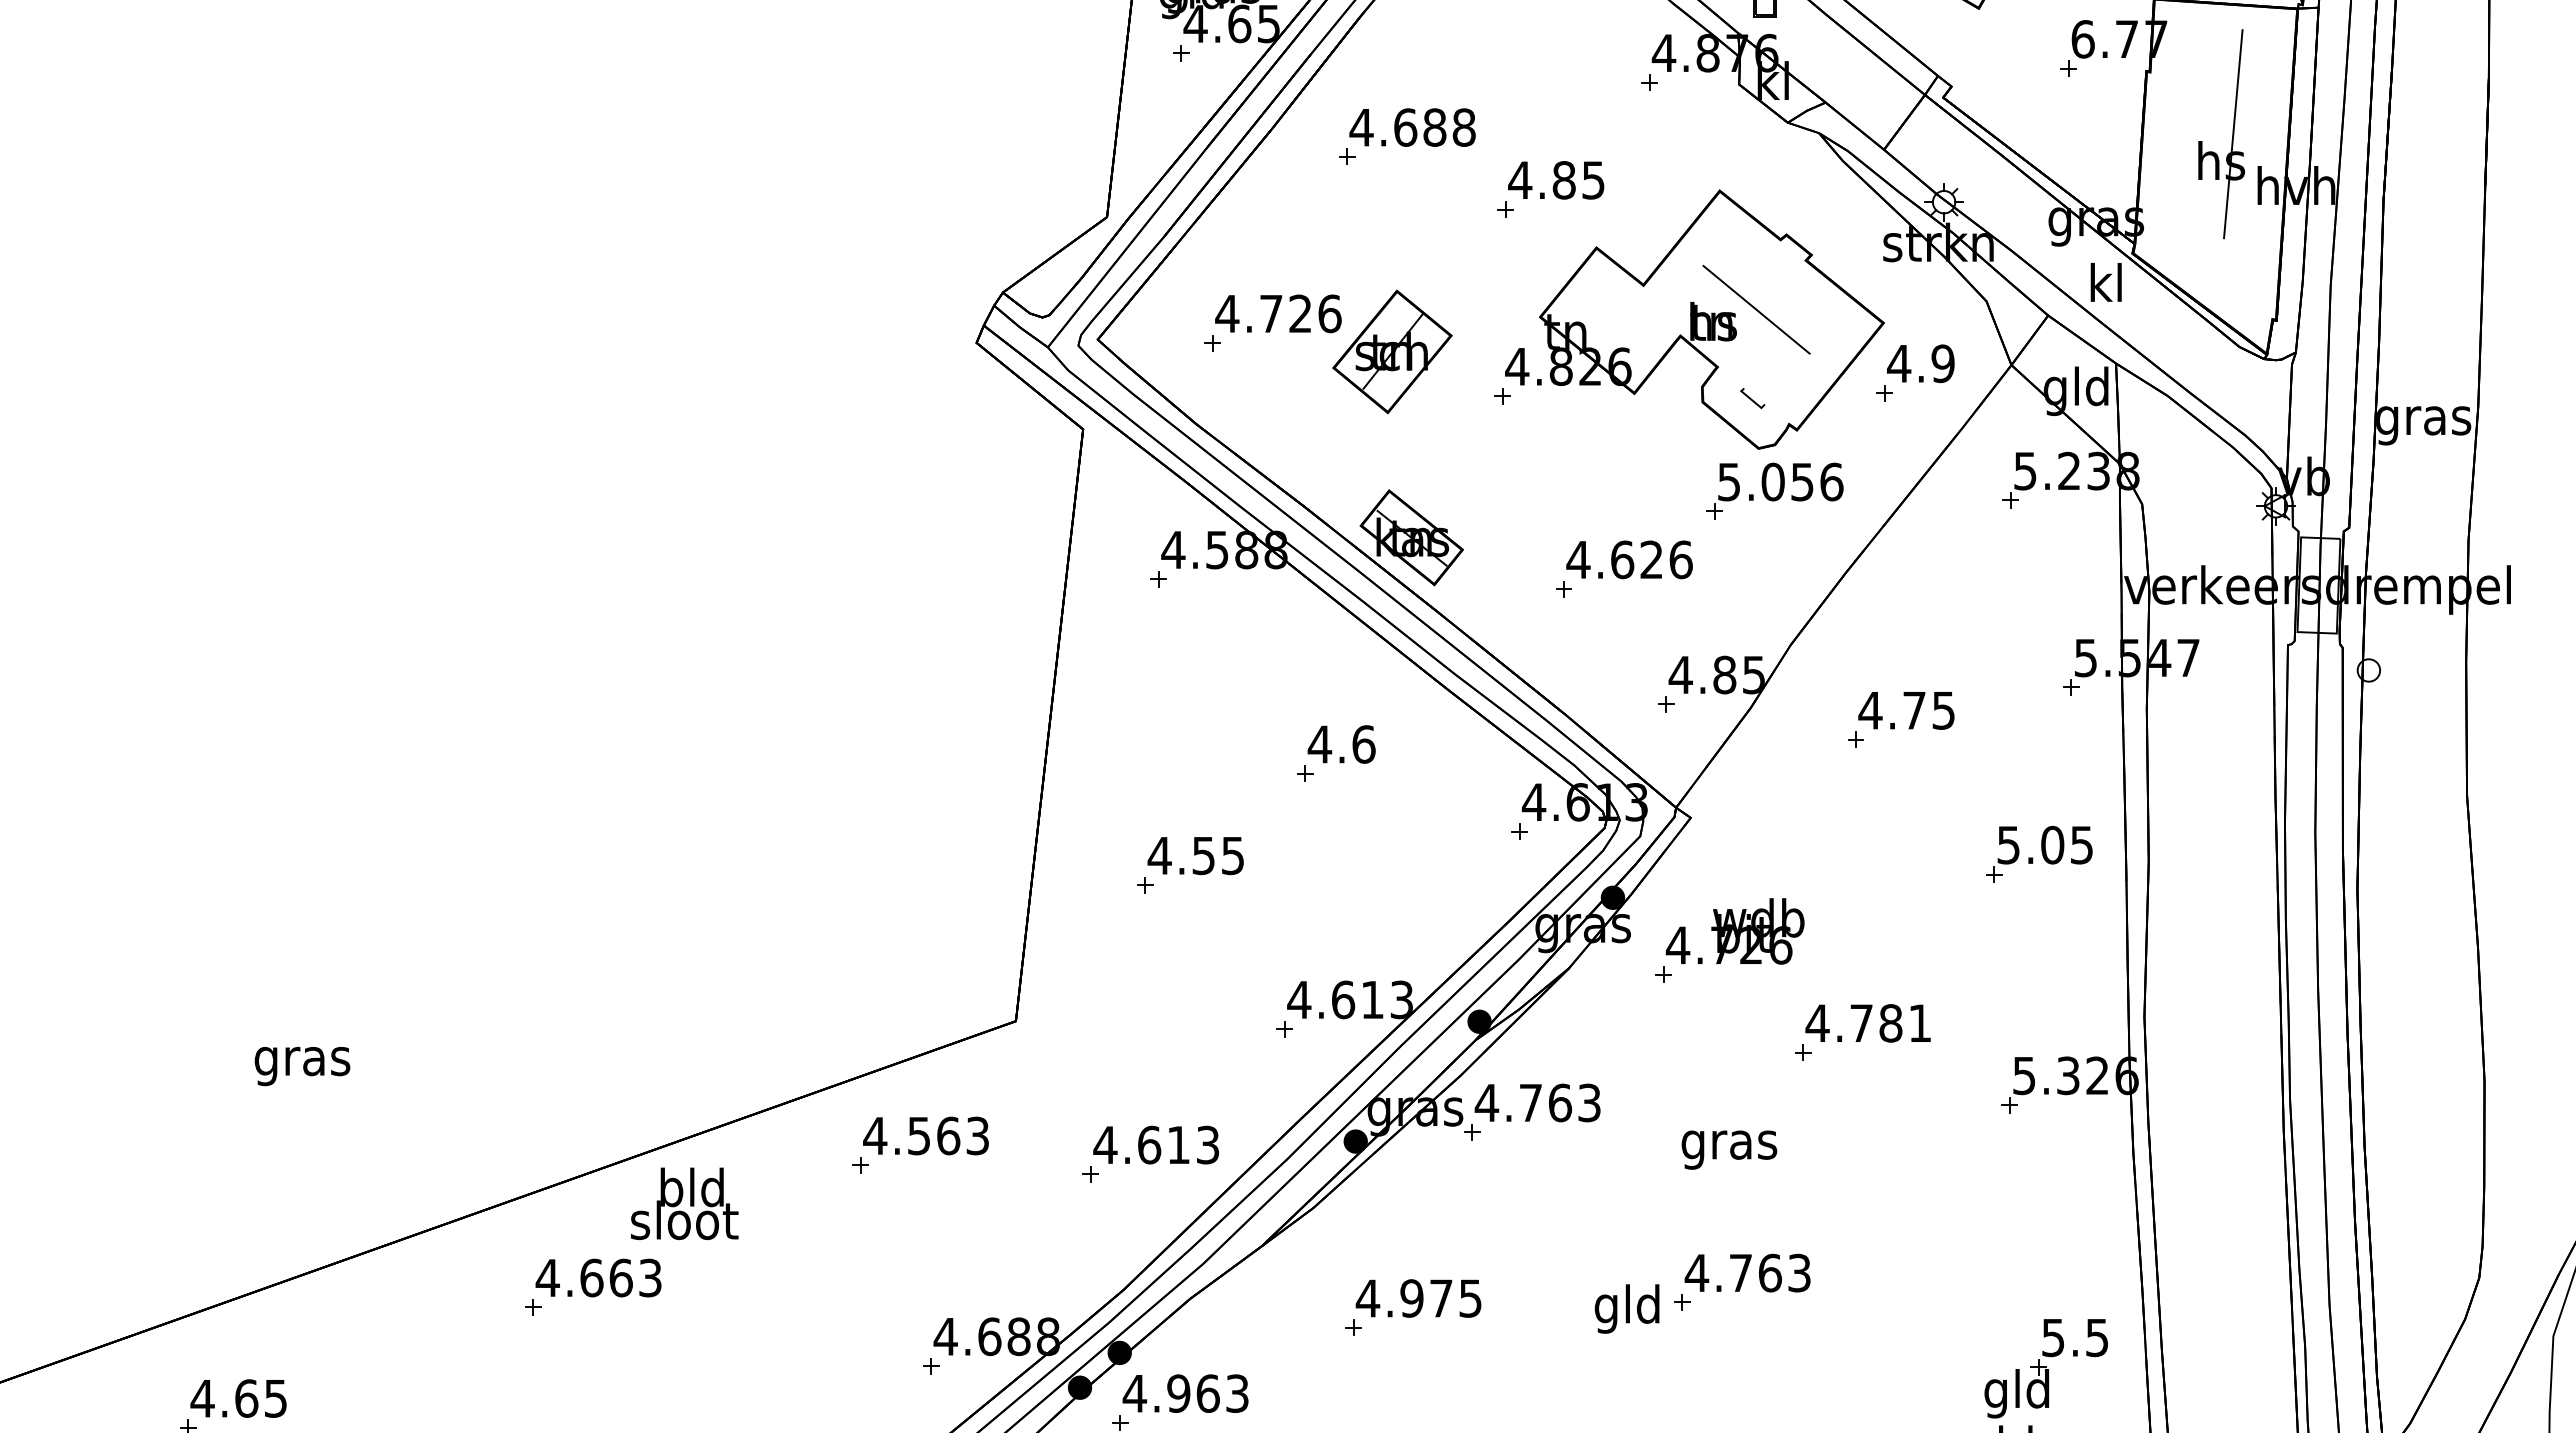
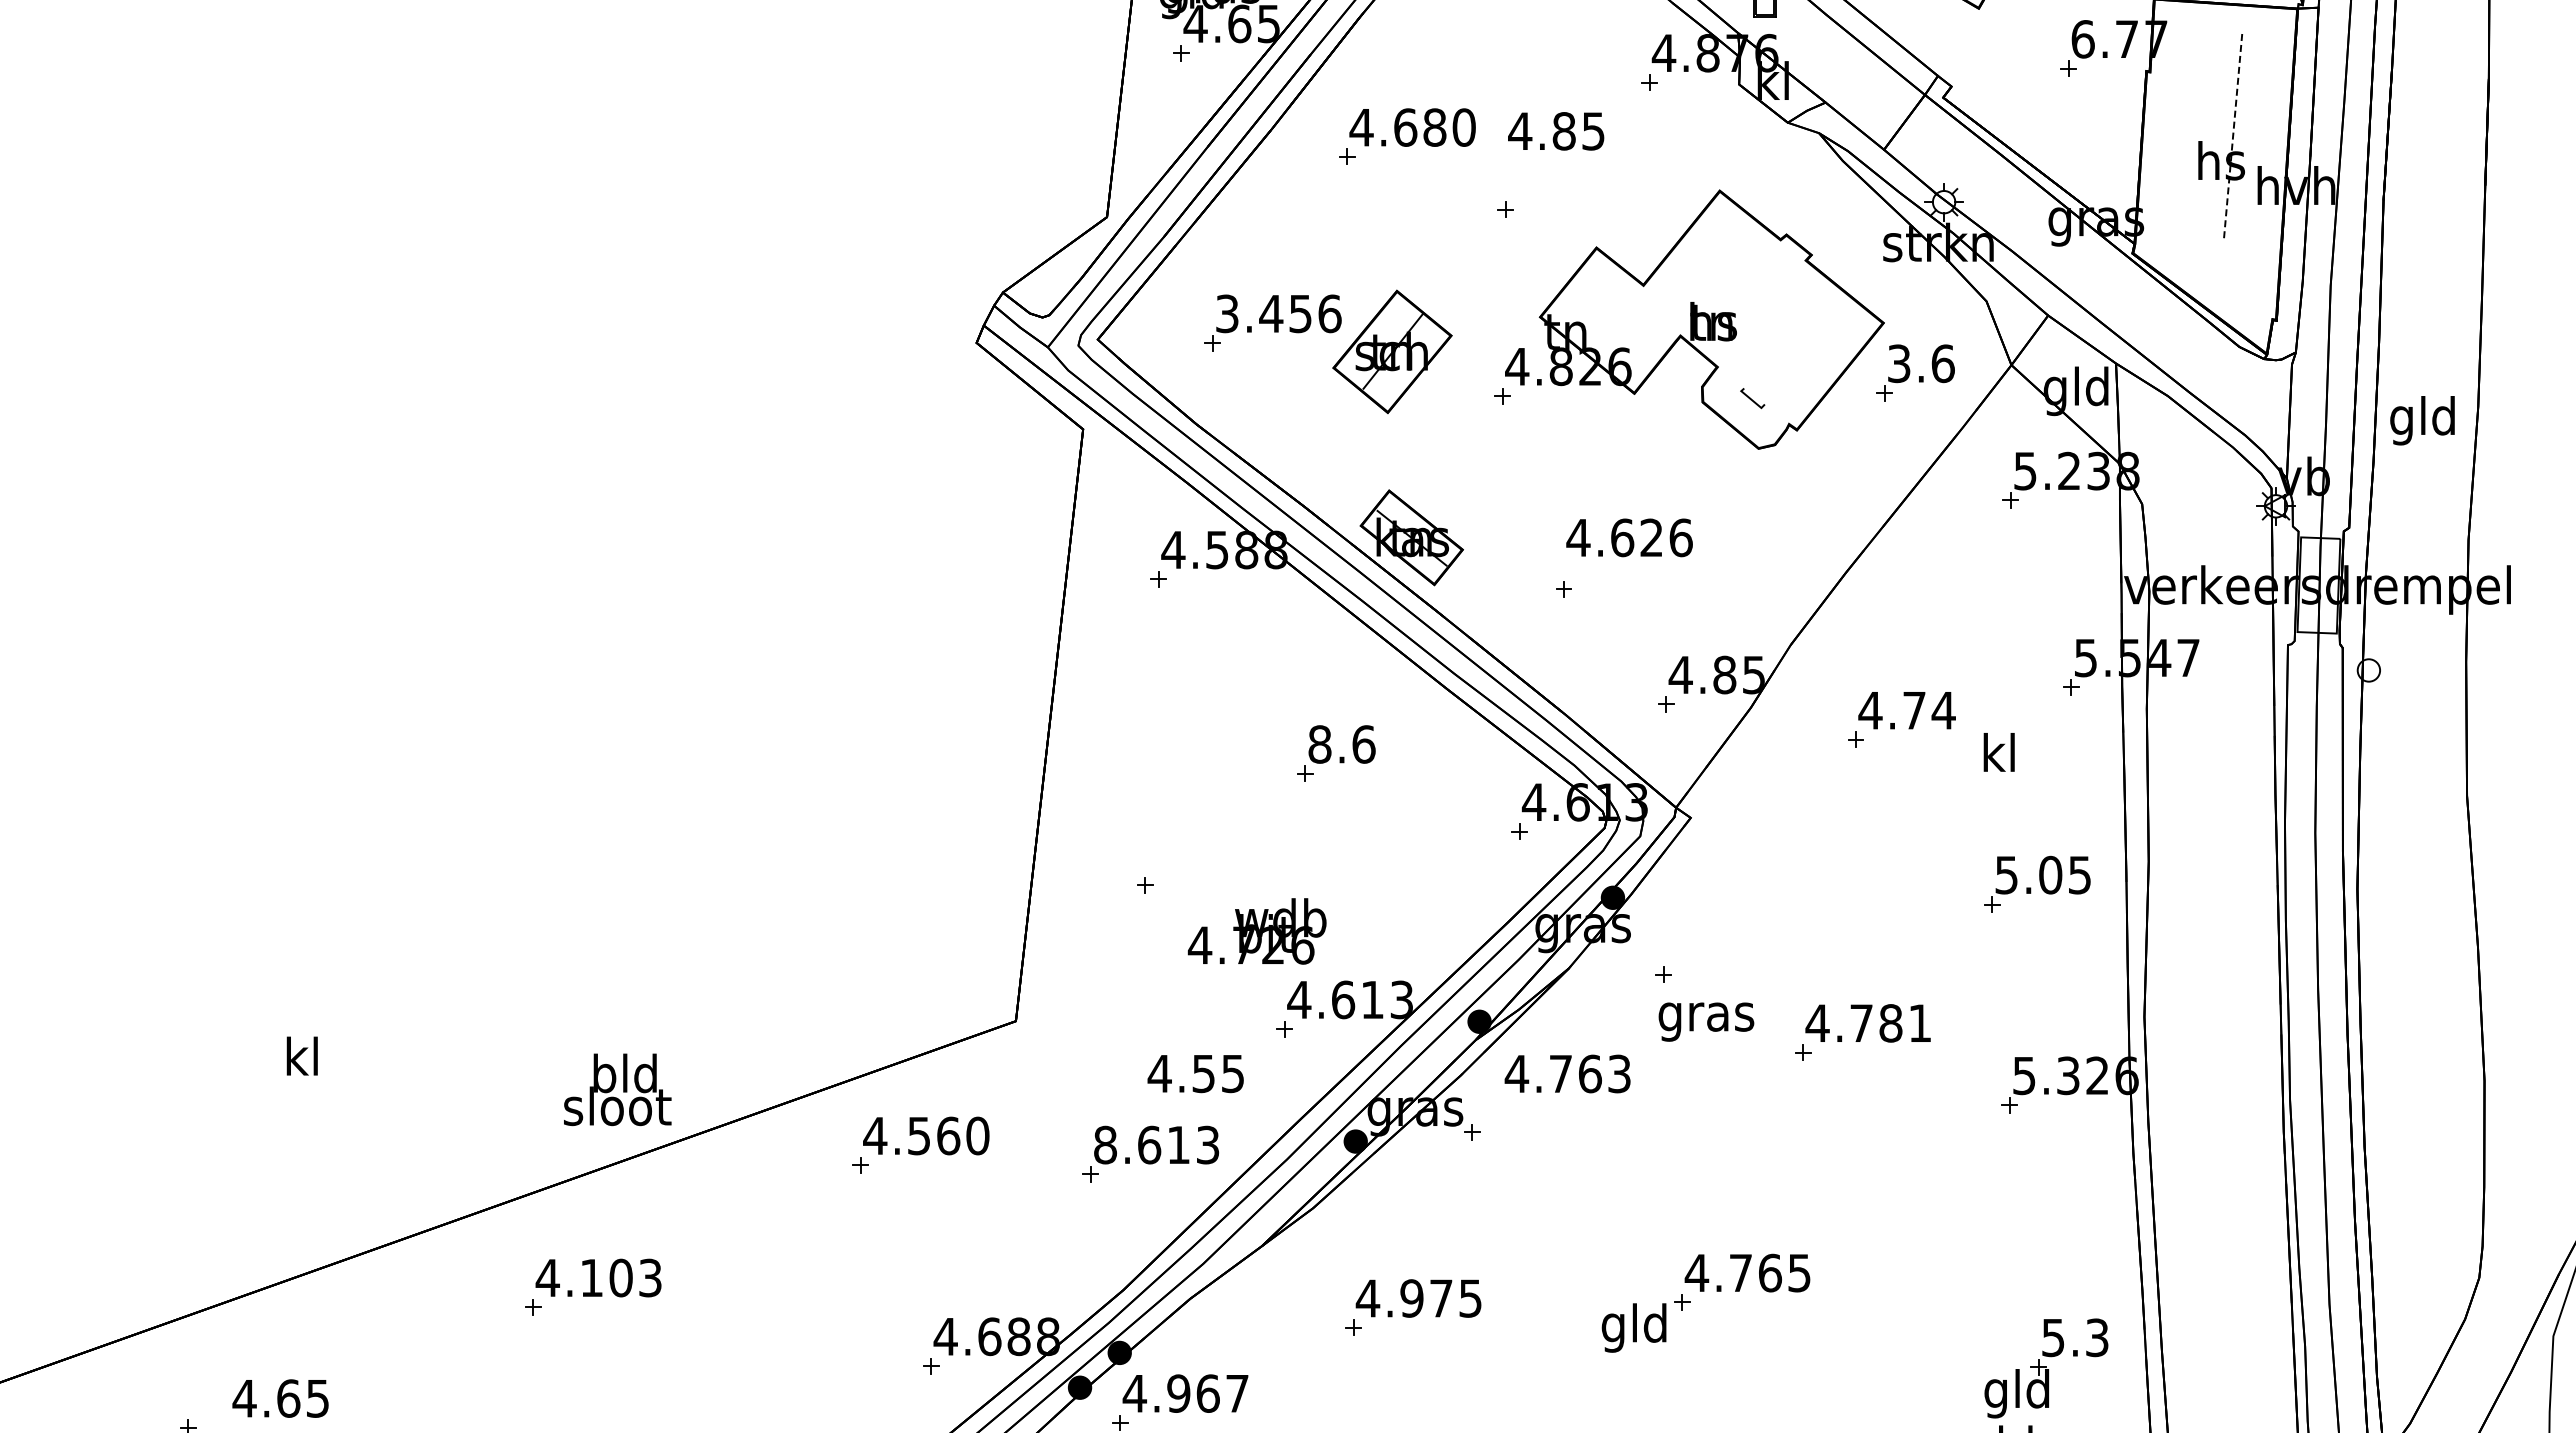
text: 4.688 -> 4.680 (1463, 127)
line: solid -> dashed (2233, 133)
text position: (1556, 180) -> (1556, 131) (1556, 131)
text position: (2105, 282) -> (1998, 752) (1998, 752)
line: present -> none (1756, 309)
text: 4.726 -> 3.456 (1263, 313)
text: 4.9 -> 3.6 (1920, 363)
text: gras -> gld (2423, 420)
part: present -> none (1774, 490)
text position: (1629, 559) -> (1629, 537) (1629, 537)
text: 4.75 -> 4.74 (1943, 710)
text: 4.6 -> 8.6 (1319, 744)
part position: (2039, 853) -> (2037, 883) (2037, 883)
text position: (1195, 856) -> (1195, 1074) (1195, 1074)
text position: (1734, 931) -> (1256, 931) (1256, 931)
text: gras -> kl (302, 1061)
text position: (1537, 1102) -> (1567, 1073) (1567, 1073)
text: 4.563 -> 4.560 (977, 1135)
text: 4.613 -> 8.613 (1105, 1144)
text position: (1729, 1149) -> (1706, 1021) (1706, 1021)
text position: (684, 1203) -> (617, 1089) (617, 1089)
text: 4.763 -> 4.765 (1799, 1272)
text: 4.663 -> 4.103 (606, 1277)
text position: (1626, 1308) -> (1633, 1327) (1633, 1327)
text: 5.5 -> 5.3 (2097, 1337)
text: 4.963 -> 4.967 (1237, 1393)
text position: (238, 1398) -> (280, 1398) (280, 1398)
